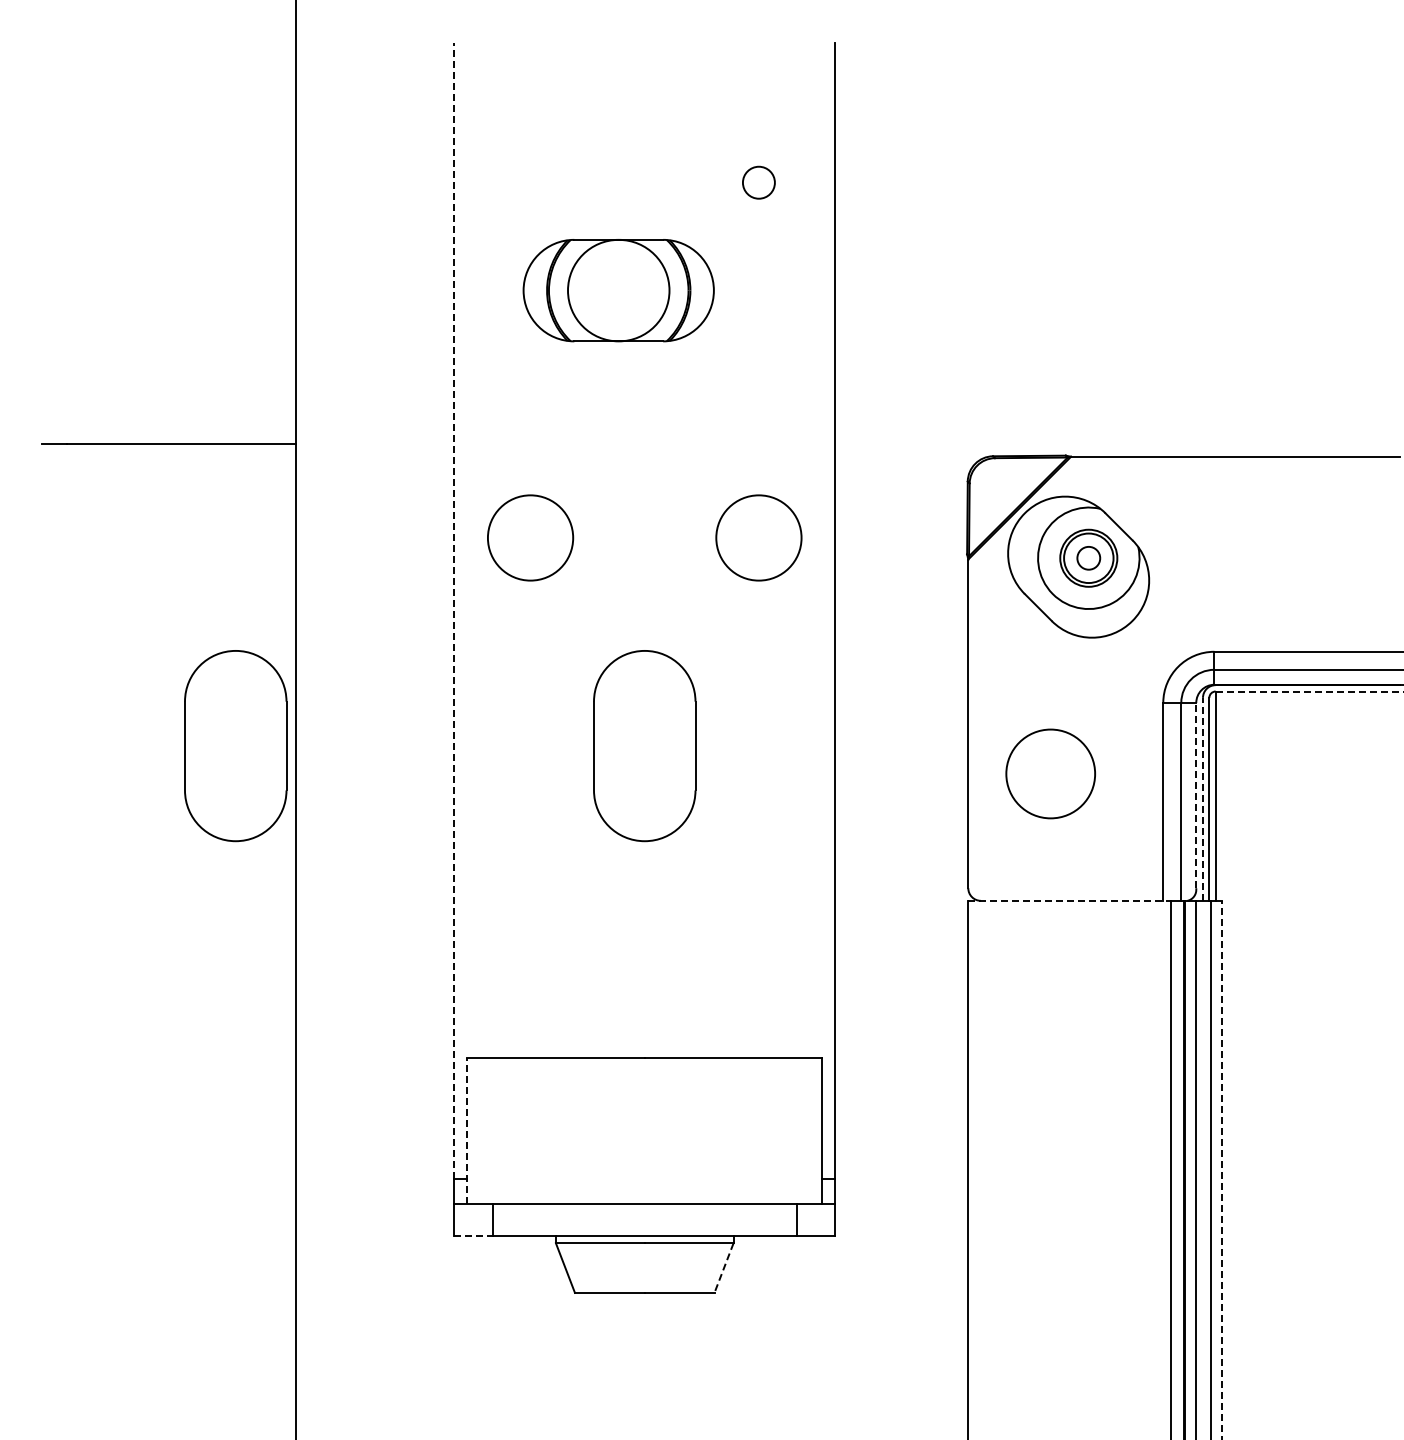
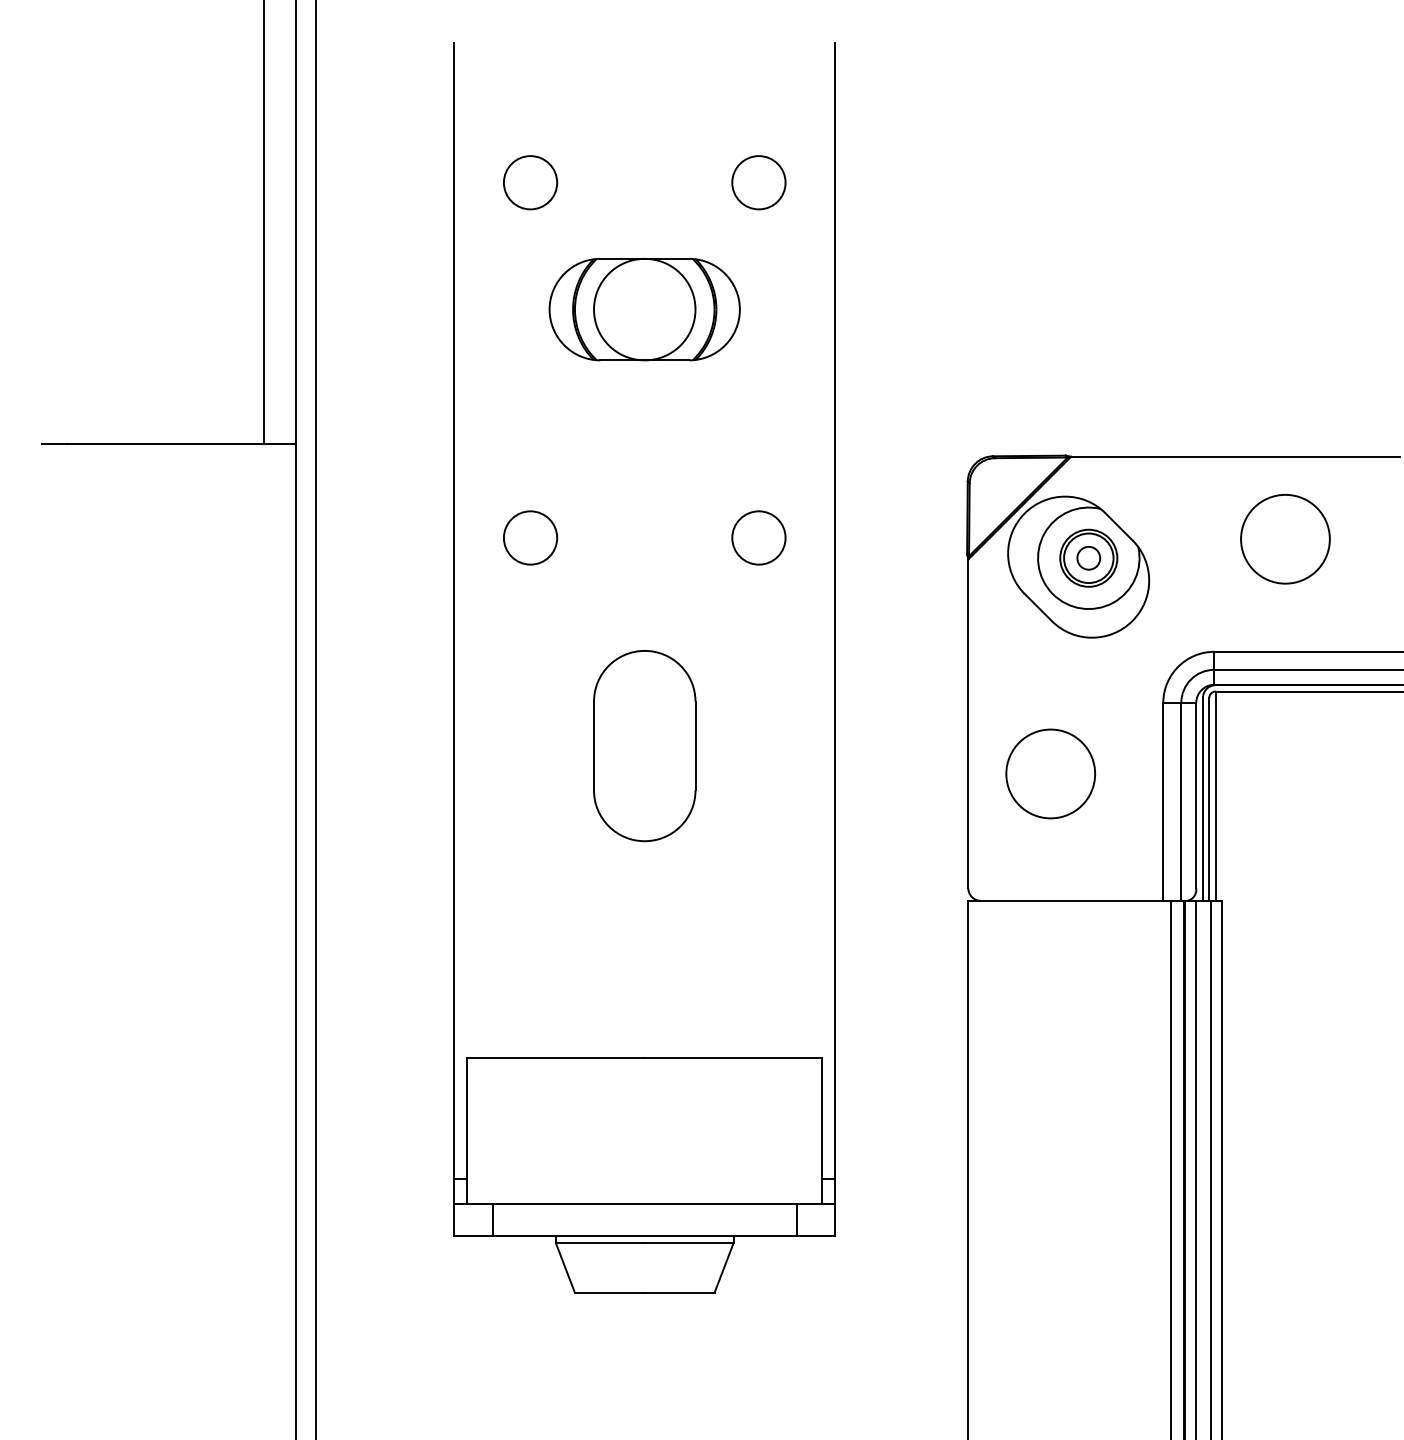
circle: none -> present (530, 182)
circle diameter: 32 px -> 53 px (758, 182)
line: none -> present (264, 223)
part position: (618, 290) -> (644, 309) (644, 309)
circle diameter: 85 px -> 53 px (530, 537)
circle diameter: 85 px -> 53 px (758, 537)
circle: none -> present (1285, 539)
line: dashed -> solid (454, 610)
line: dashed -> solid (1309, 691)
line: none -> present (316, 719)
part: present -> none (235, 746)
line: dashed -> solid (1196, 795)
line: dashed -> solid (1202, 798)
line: dashed -> solid (1070, 900)
line: dashed -> solid (467, 1131)
line: dashed -> solid (1222, 1169)
line: dashed -> solid (473, 1235)
line: dashed -> solid (724, 1268)
